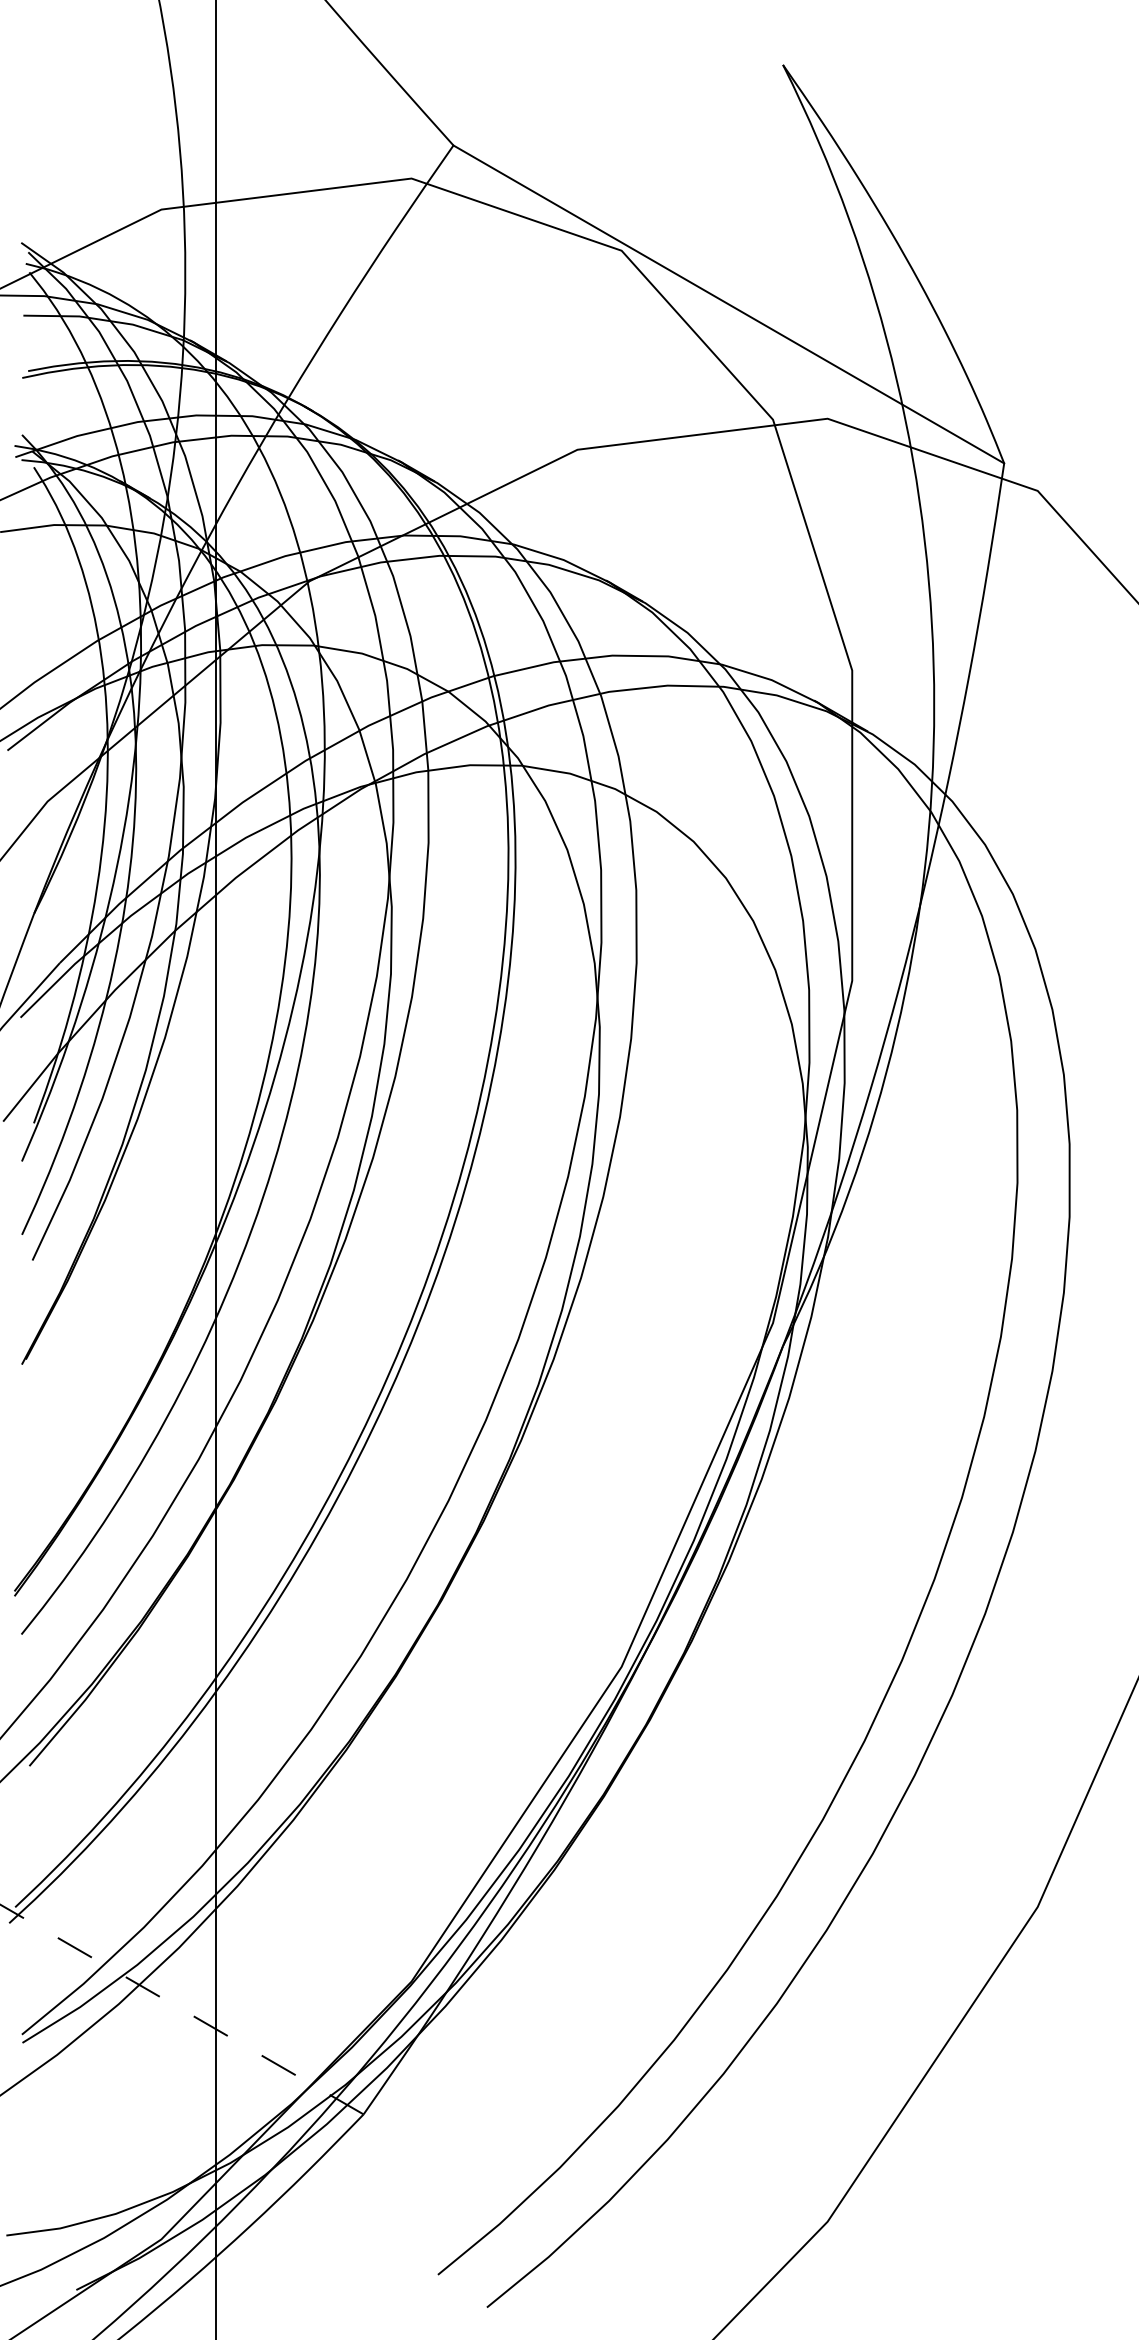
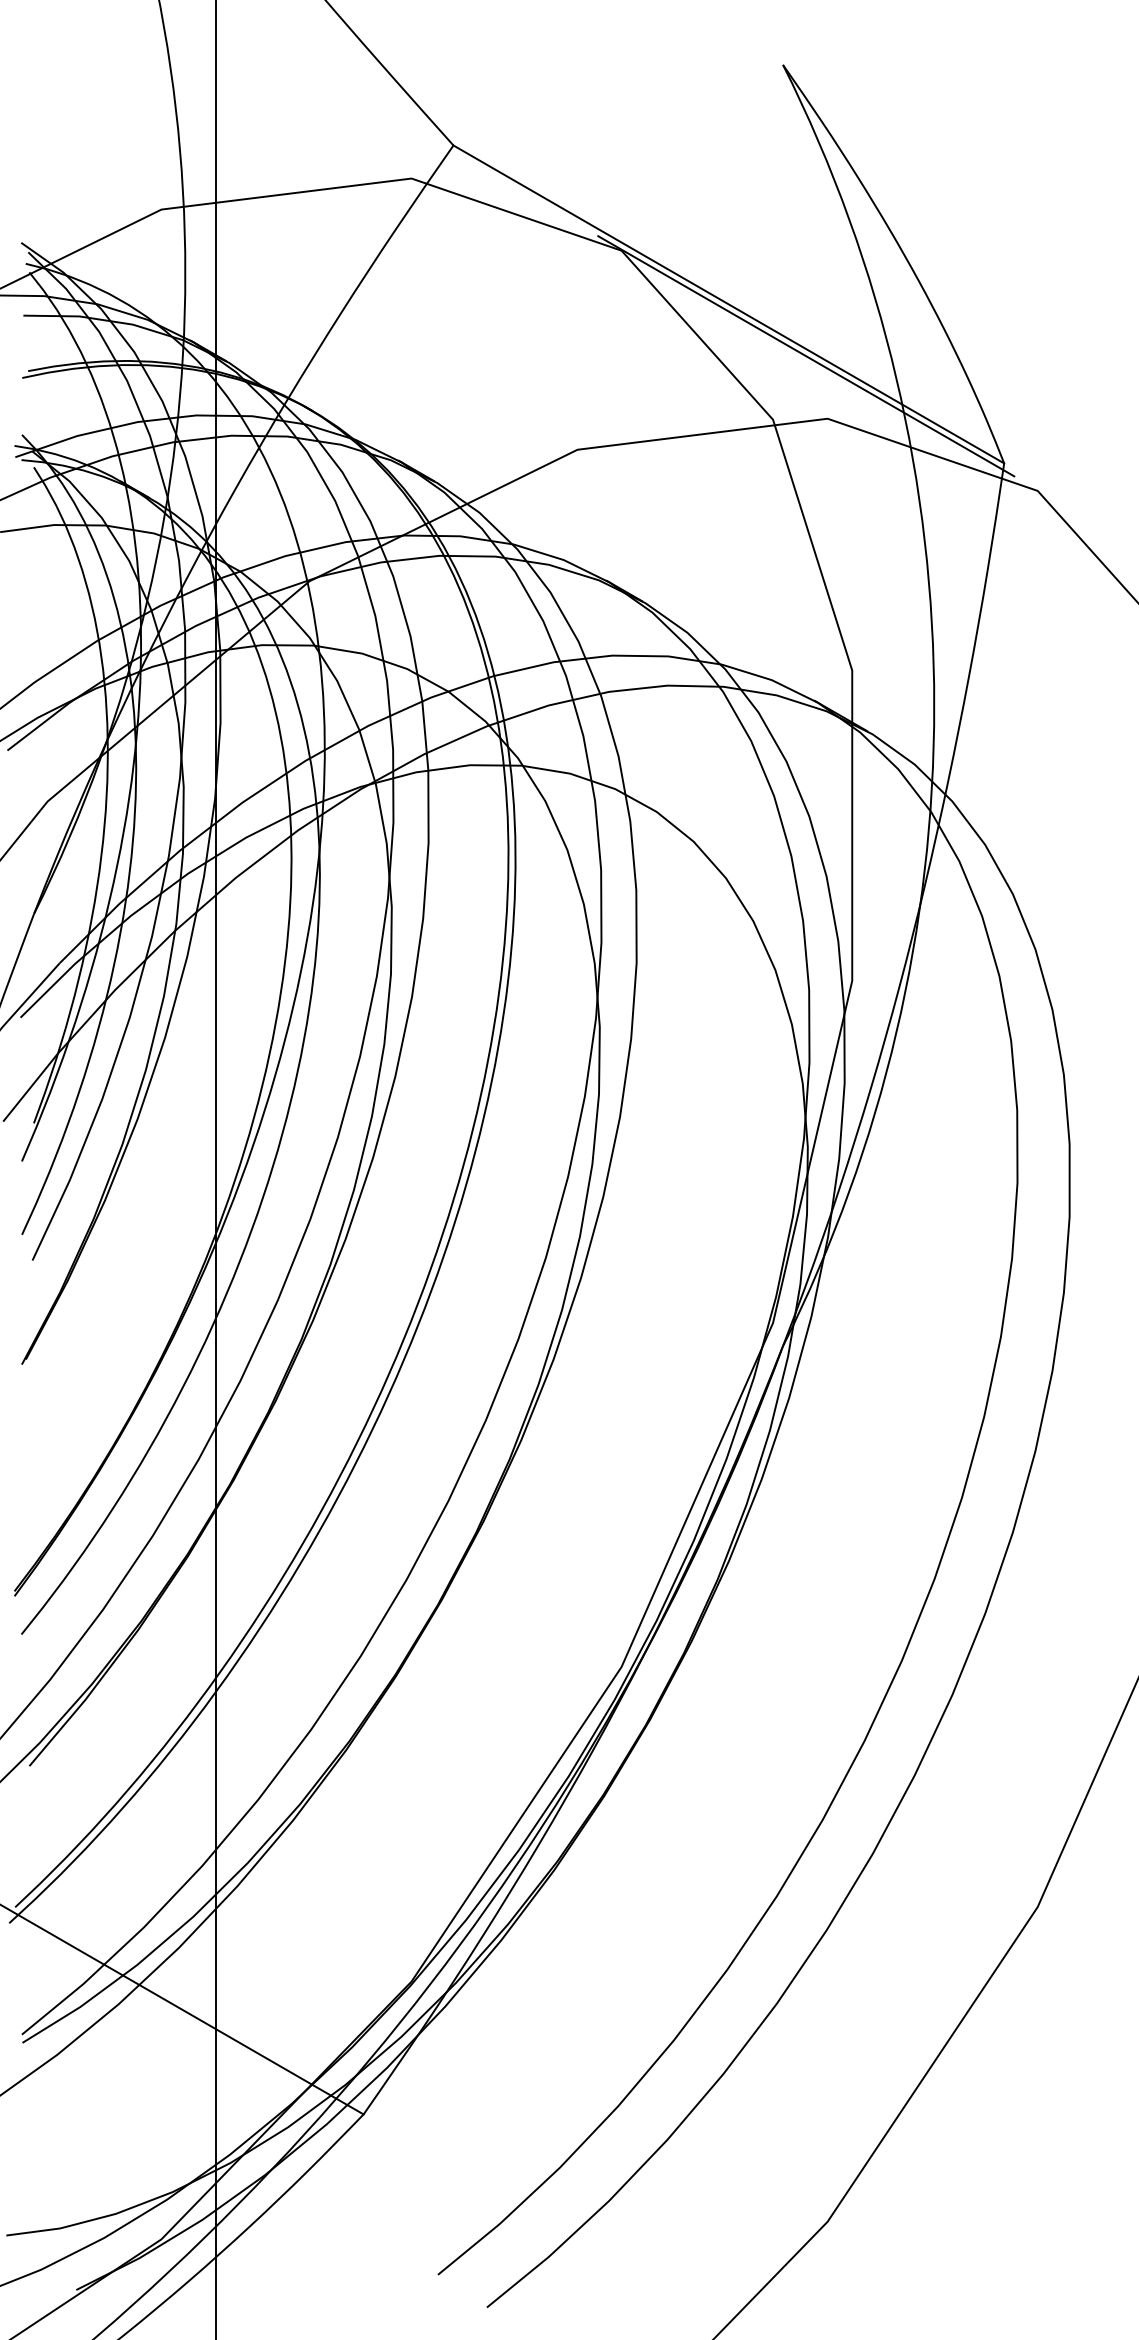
line: none -> present (806, 356)
line: dashed -> solid (181, 2009)
